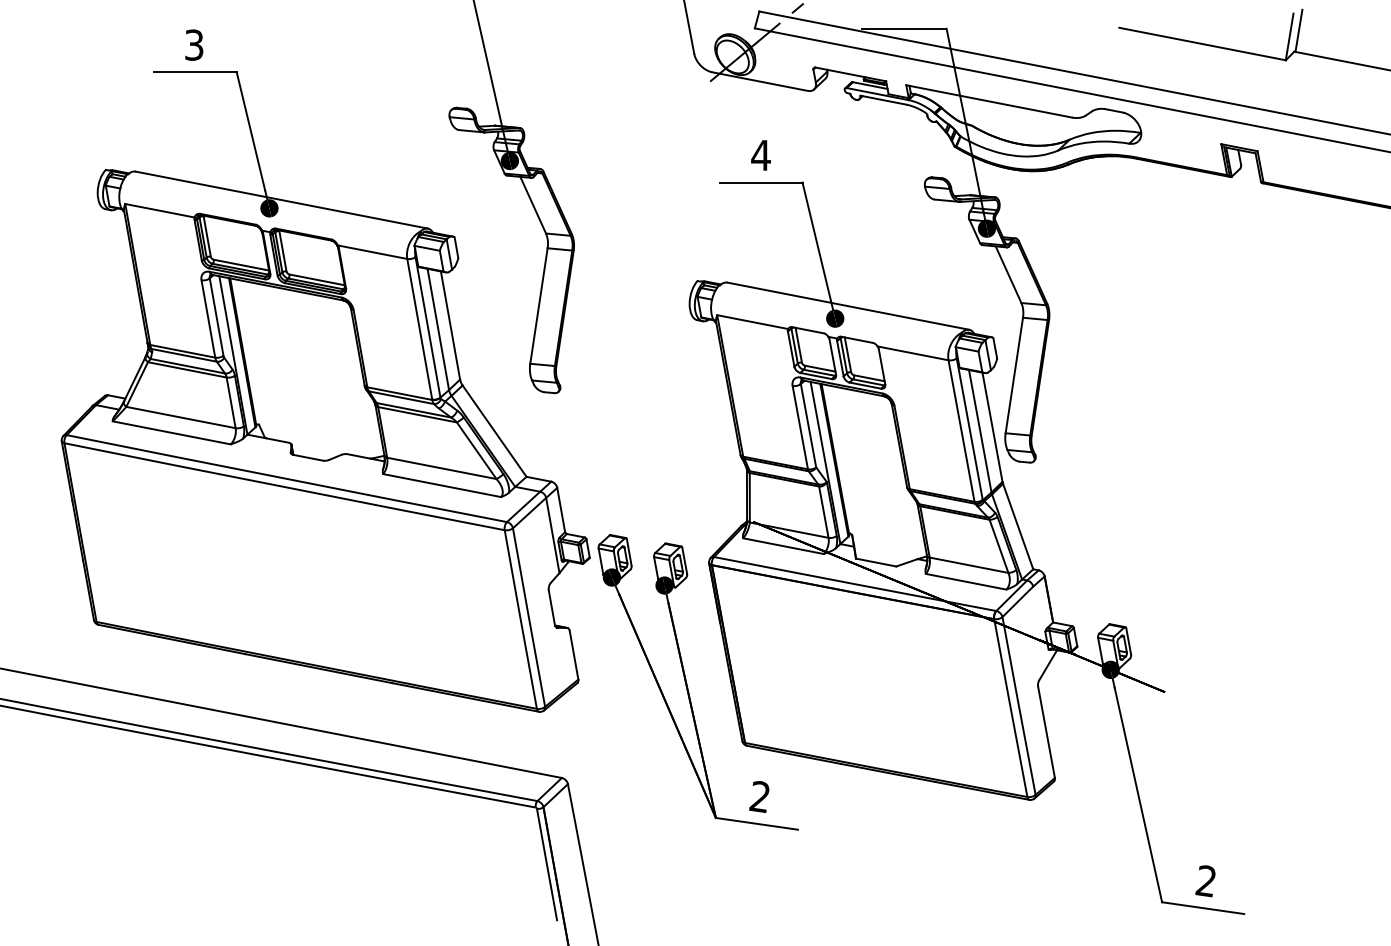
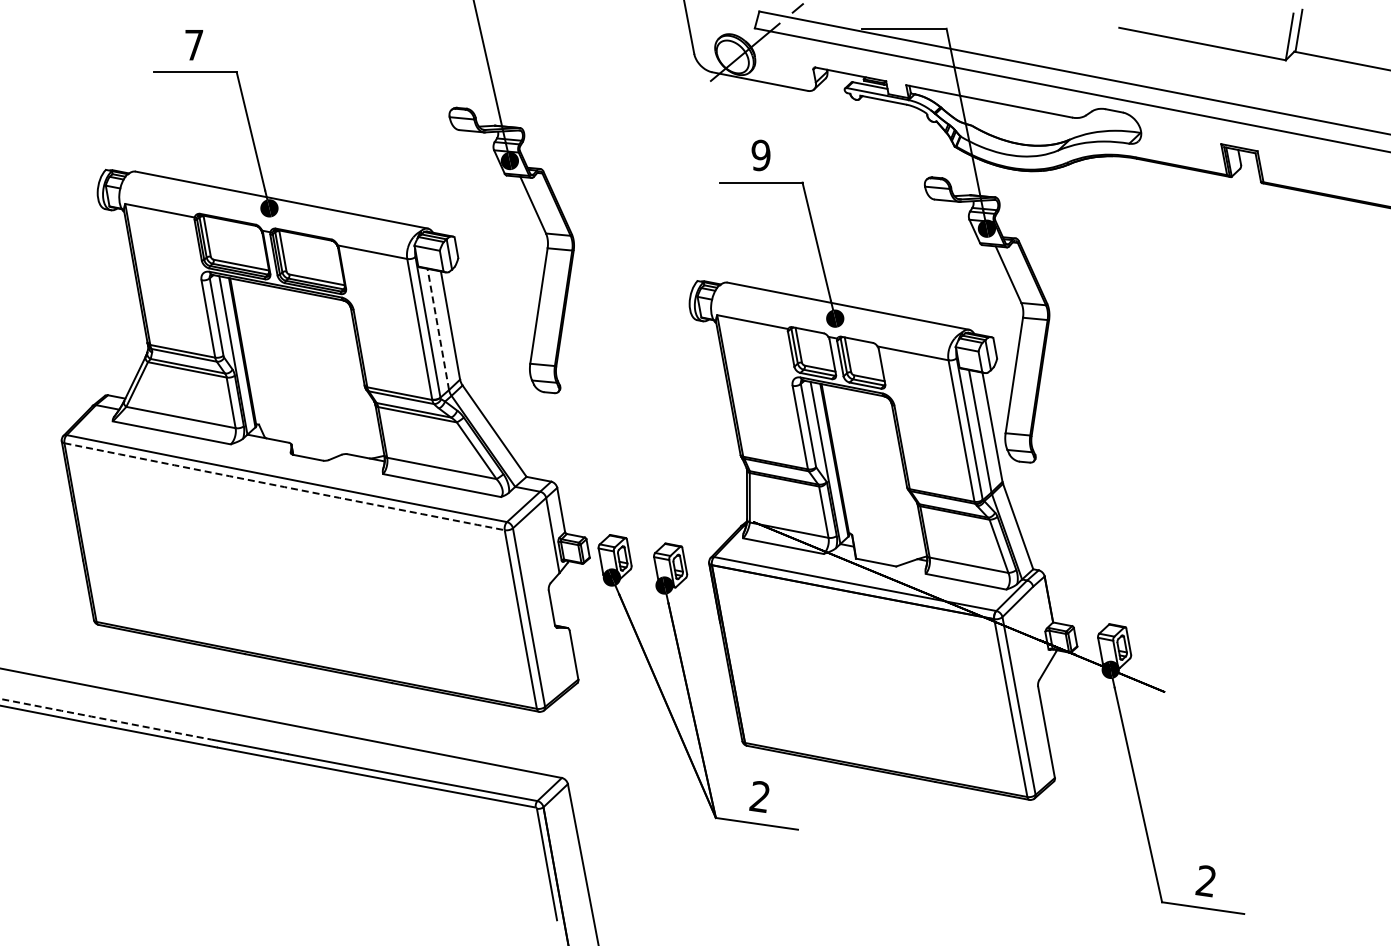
text: 3 -> 7 (194, 44)
text: 4 -> 9 (760, 155)
line: solid -> dashed (438, 329)
arc: solid -> dashed (284, 487)
arc: solid -> dashed (105, 719)
